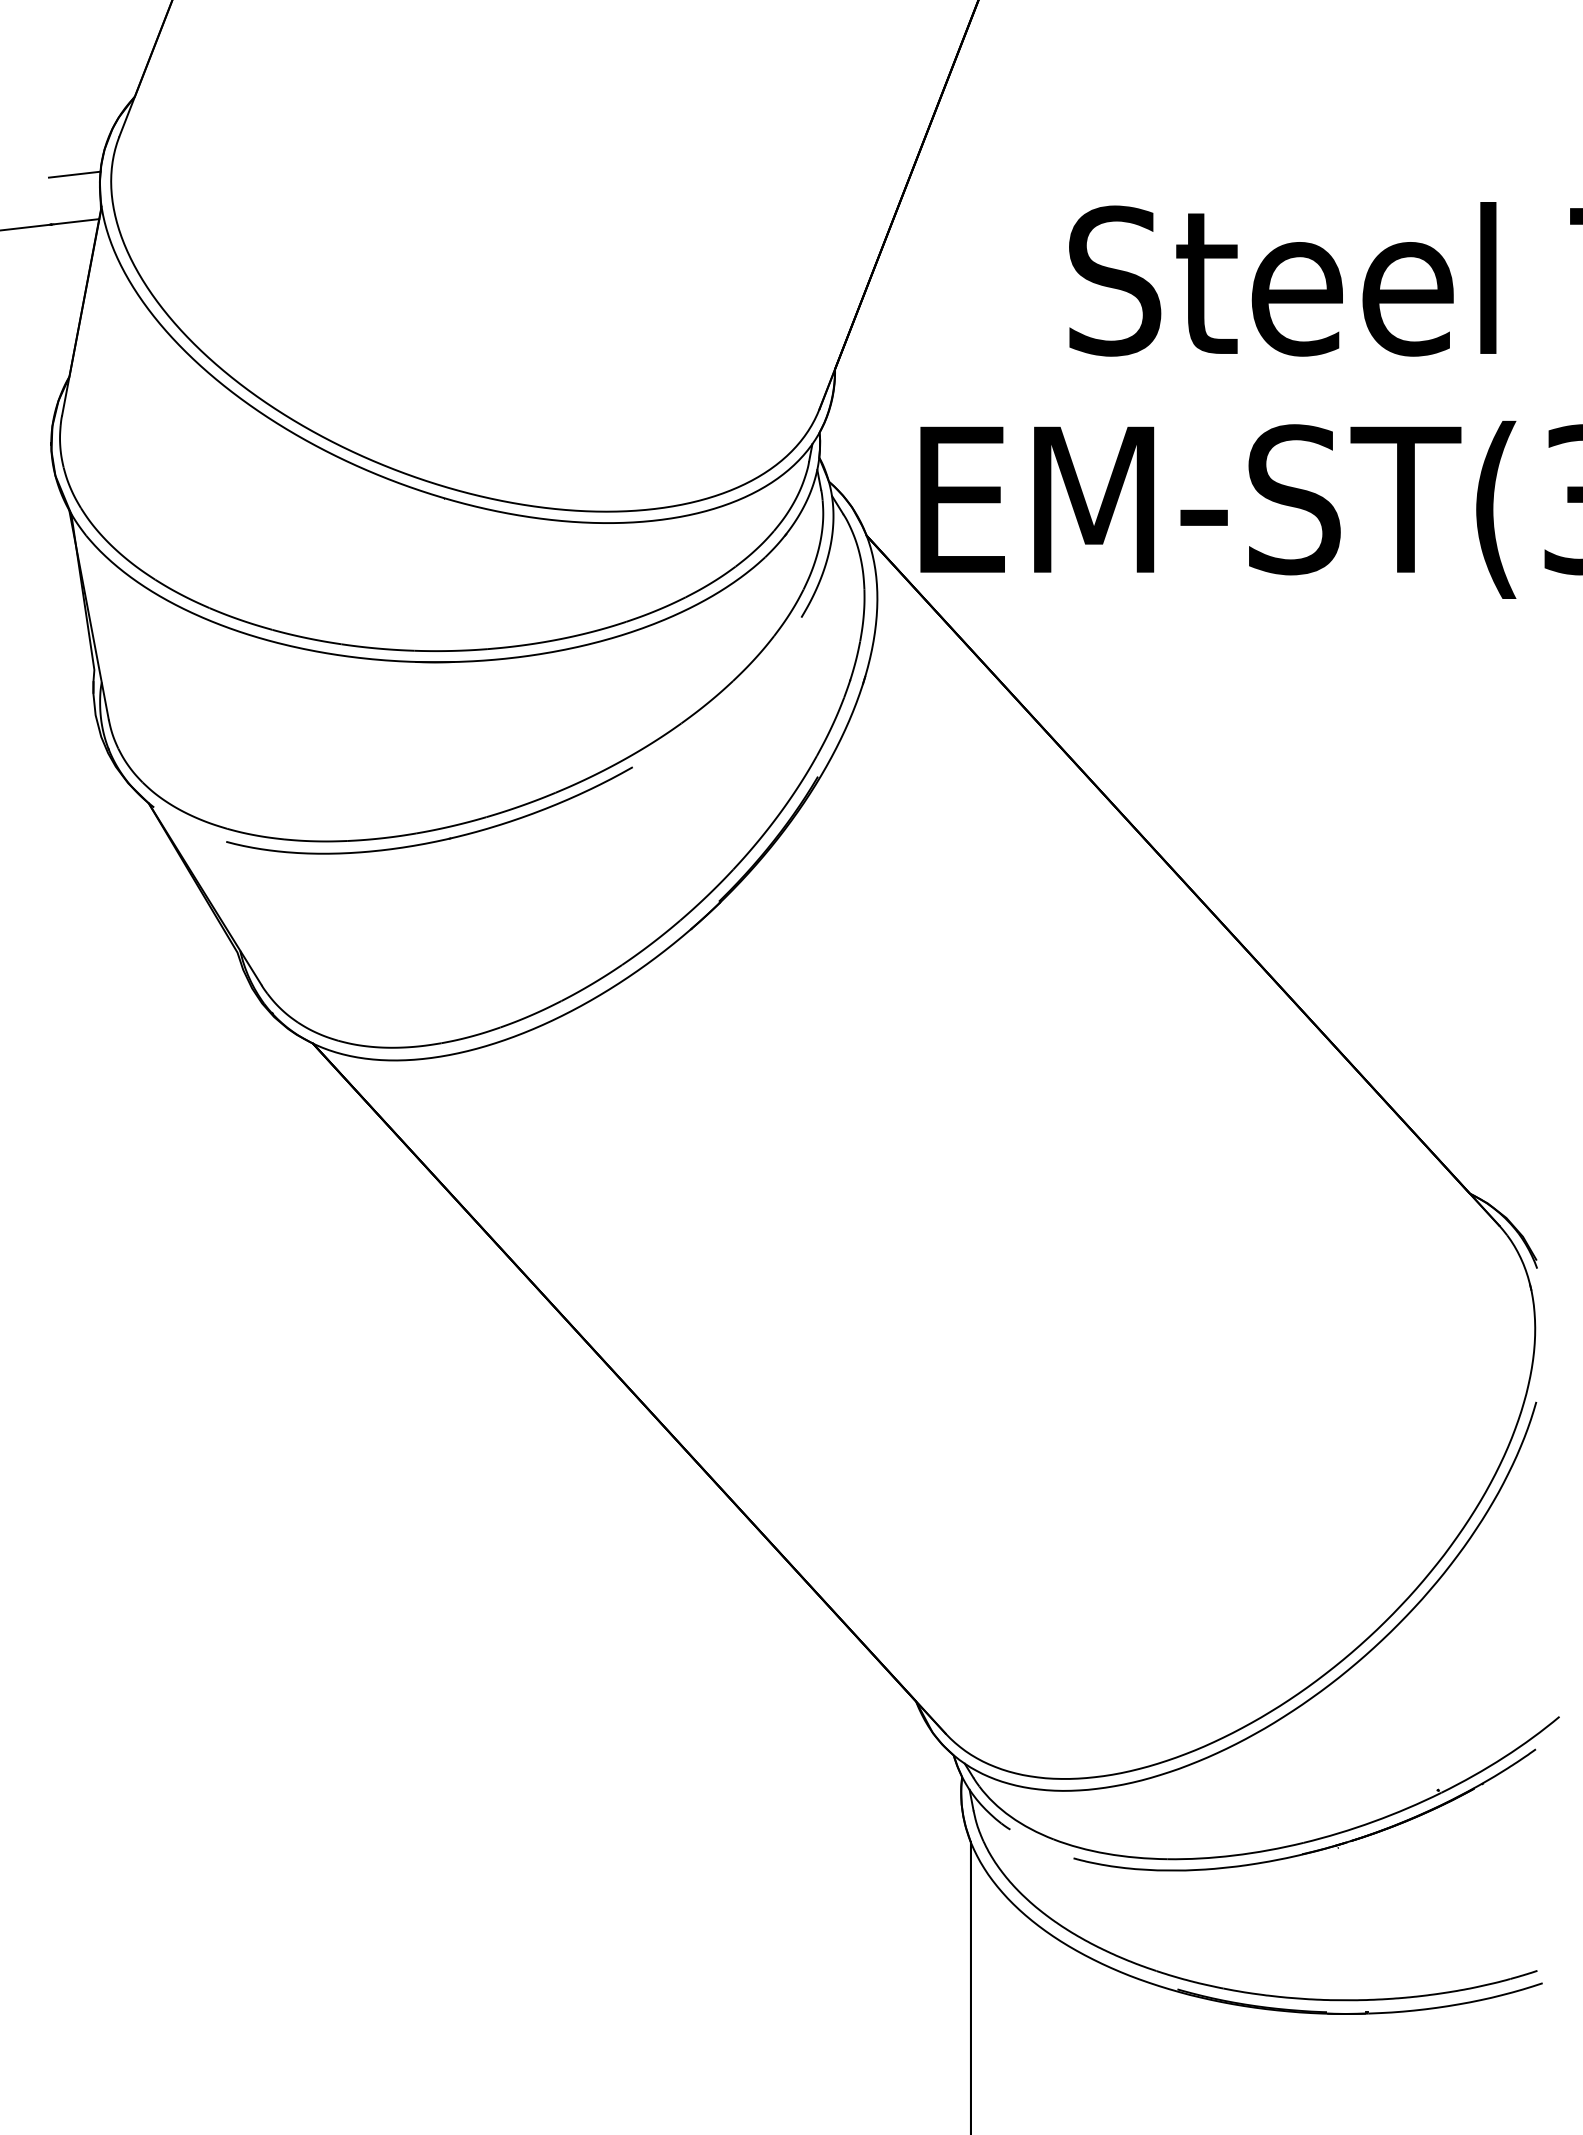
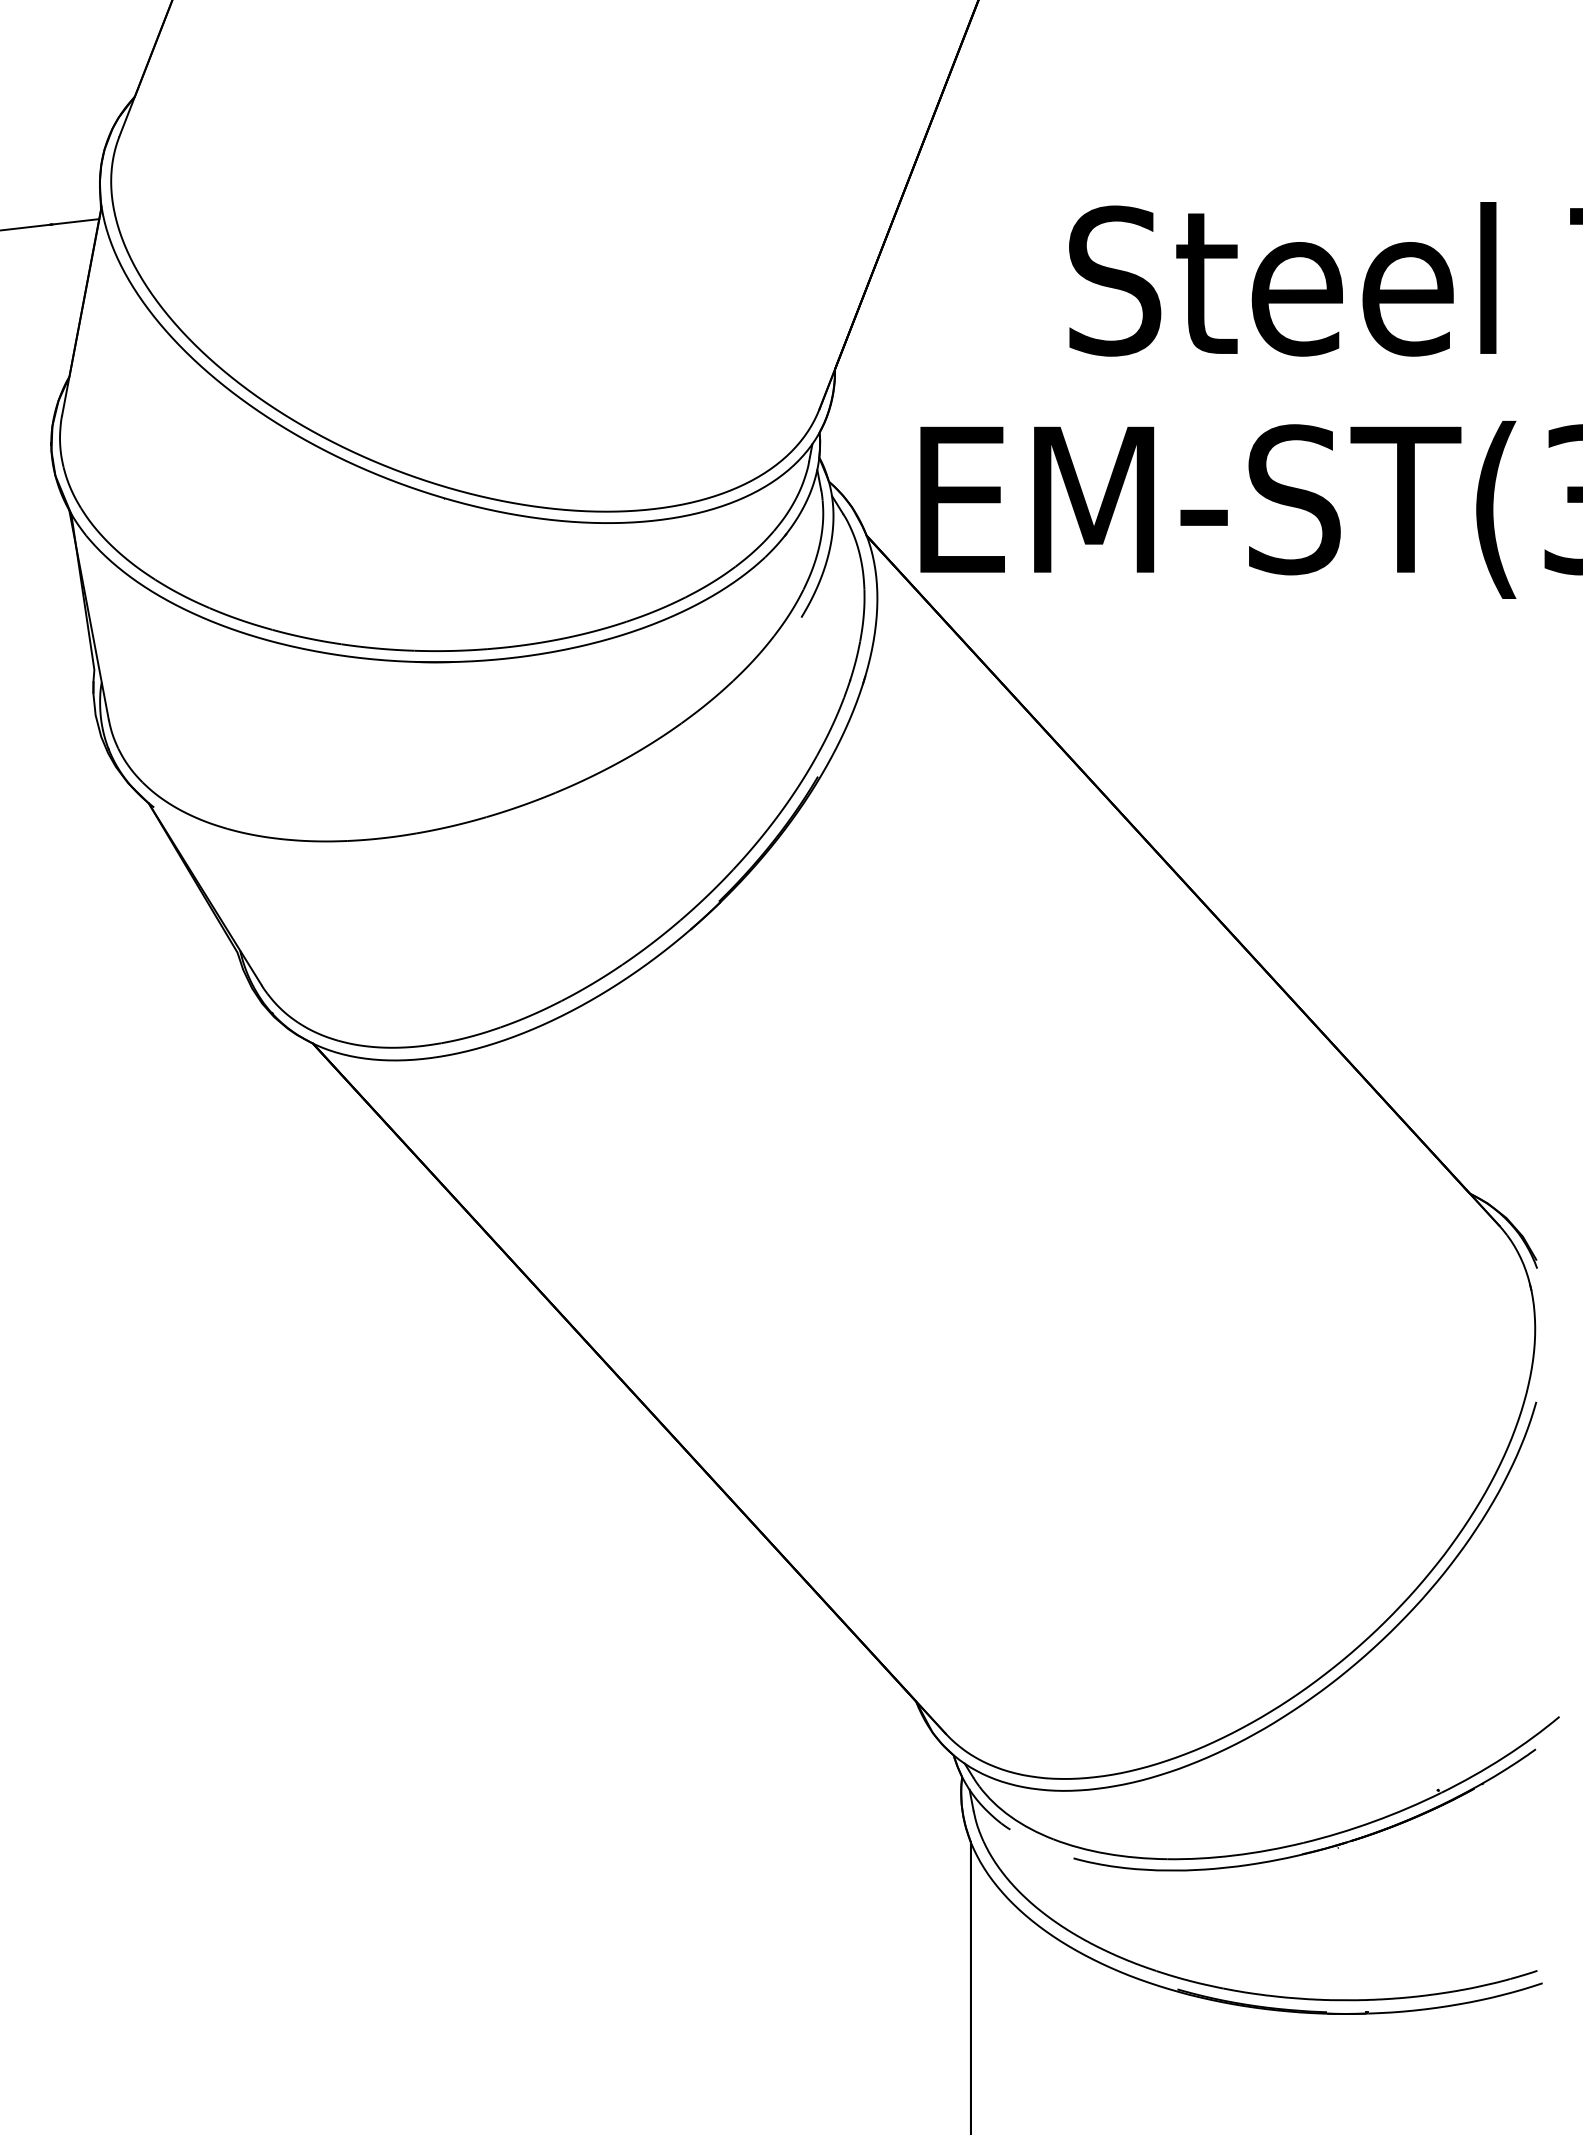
line: present -> none (74, 174)
part: present -> none (435, 840)
